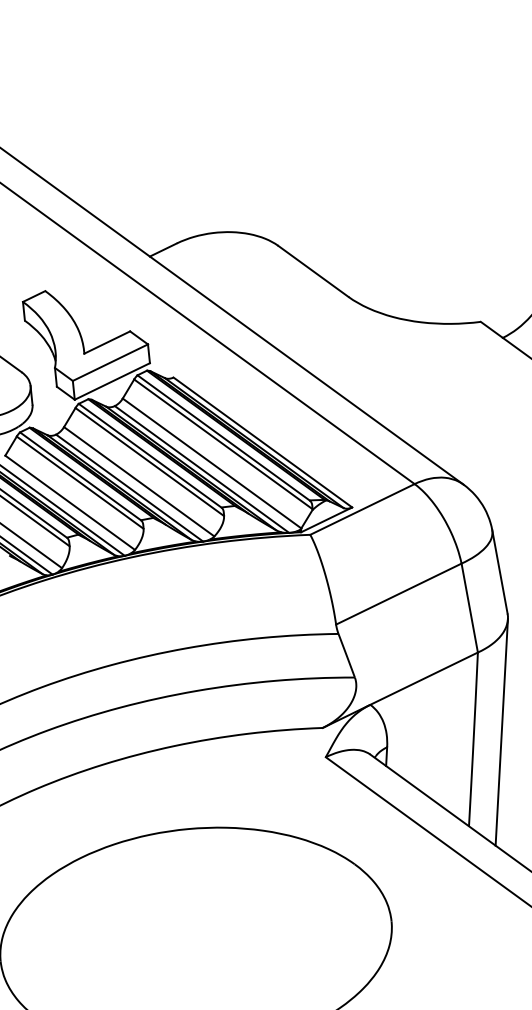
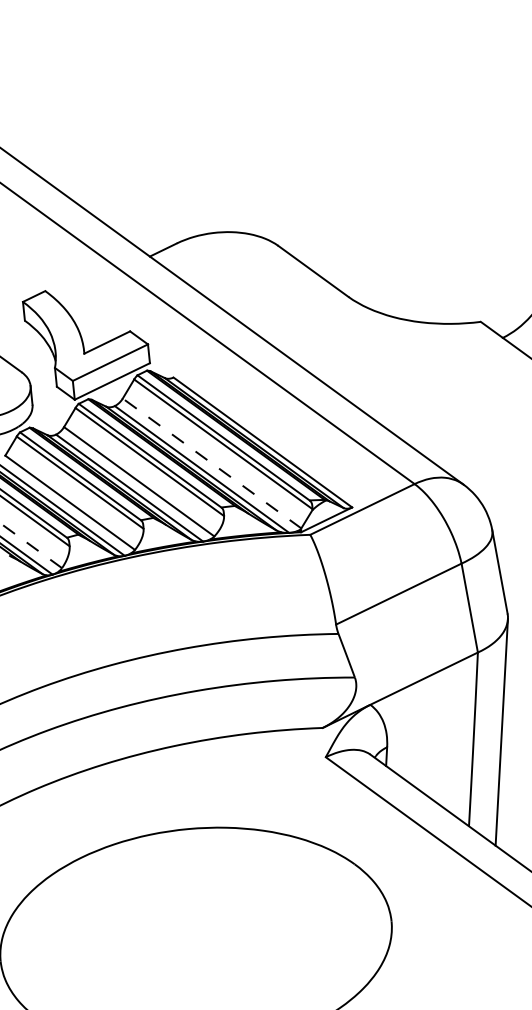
line: solid -> dashed (211, 463)
line: solid -> dashed (31, 545)
